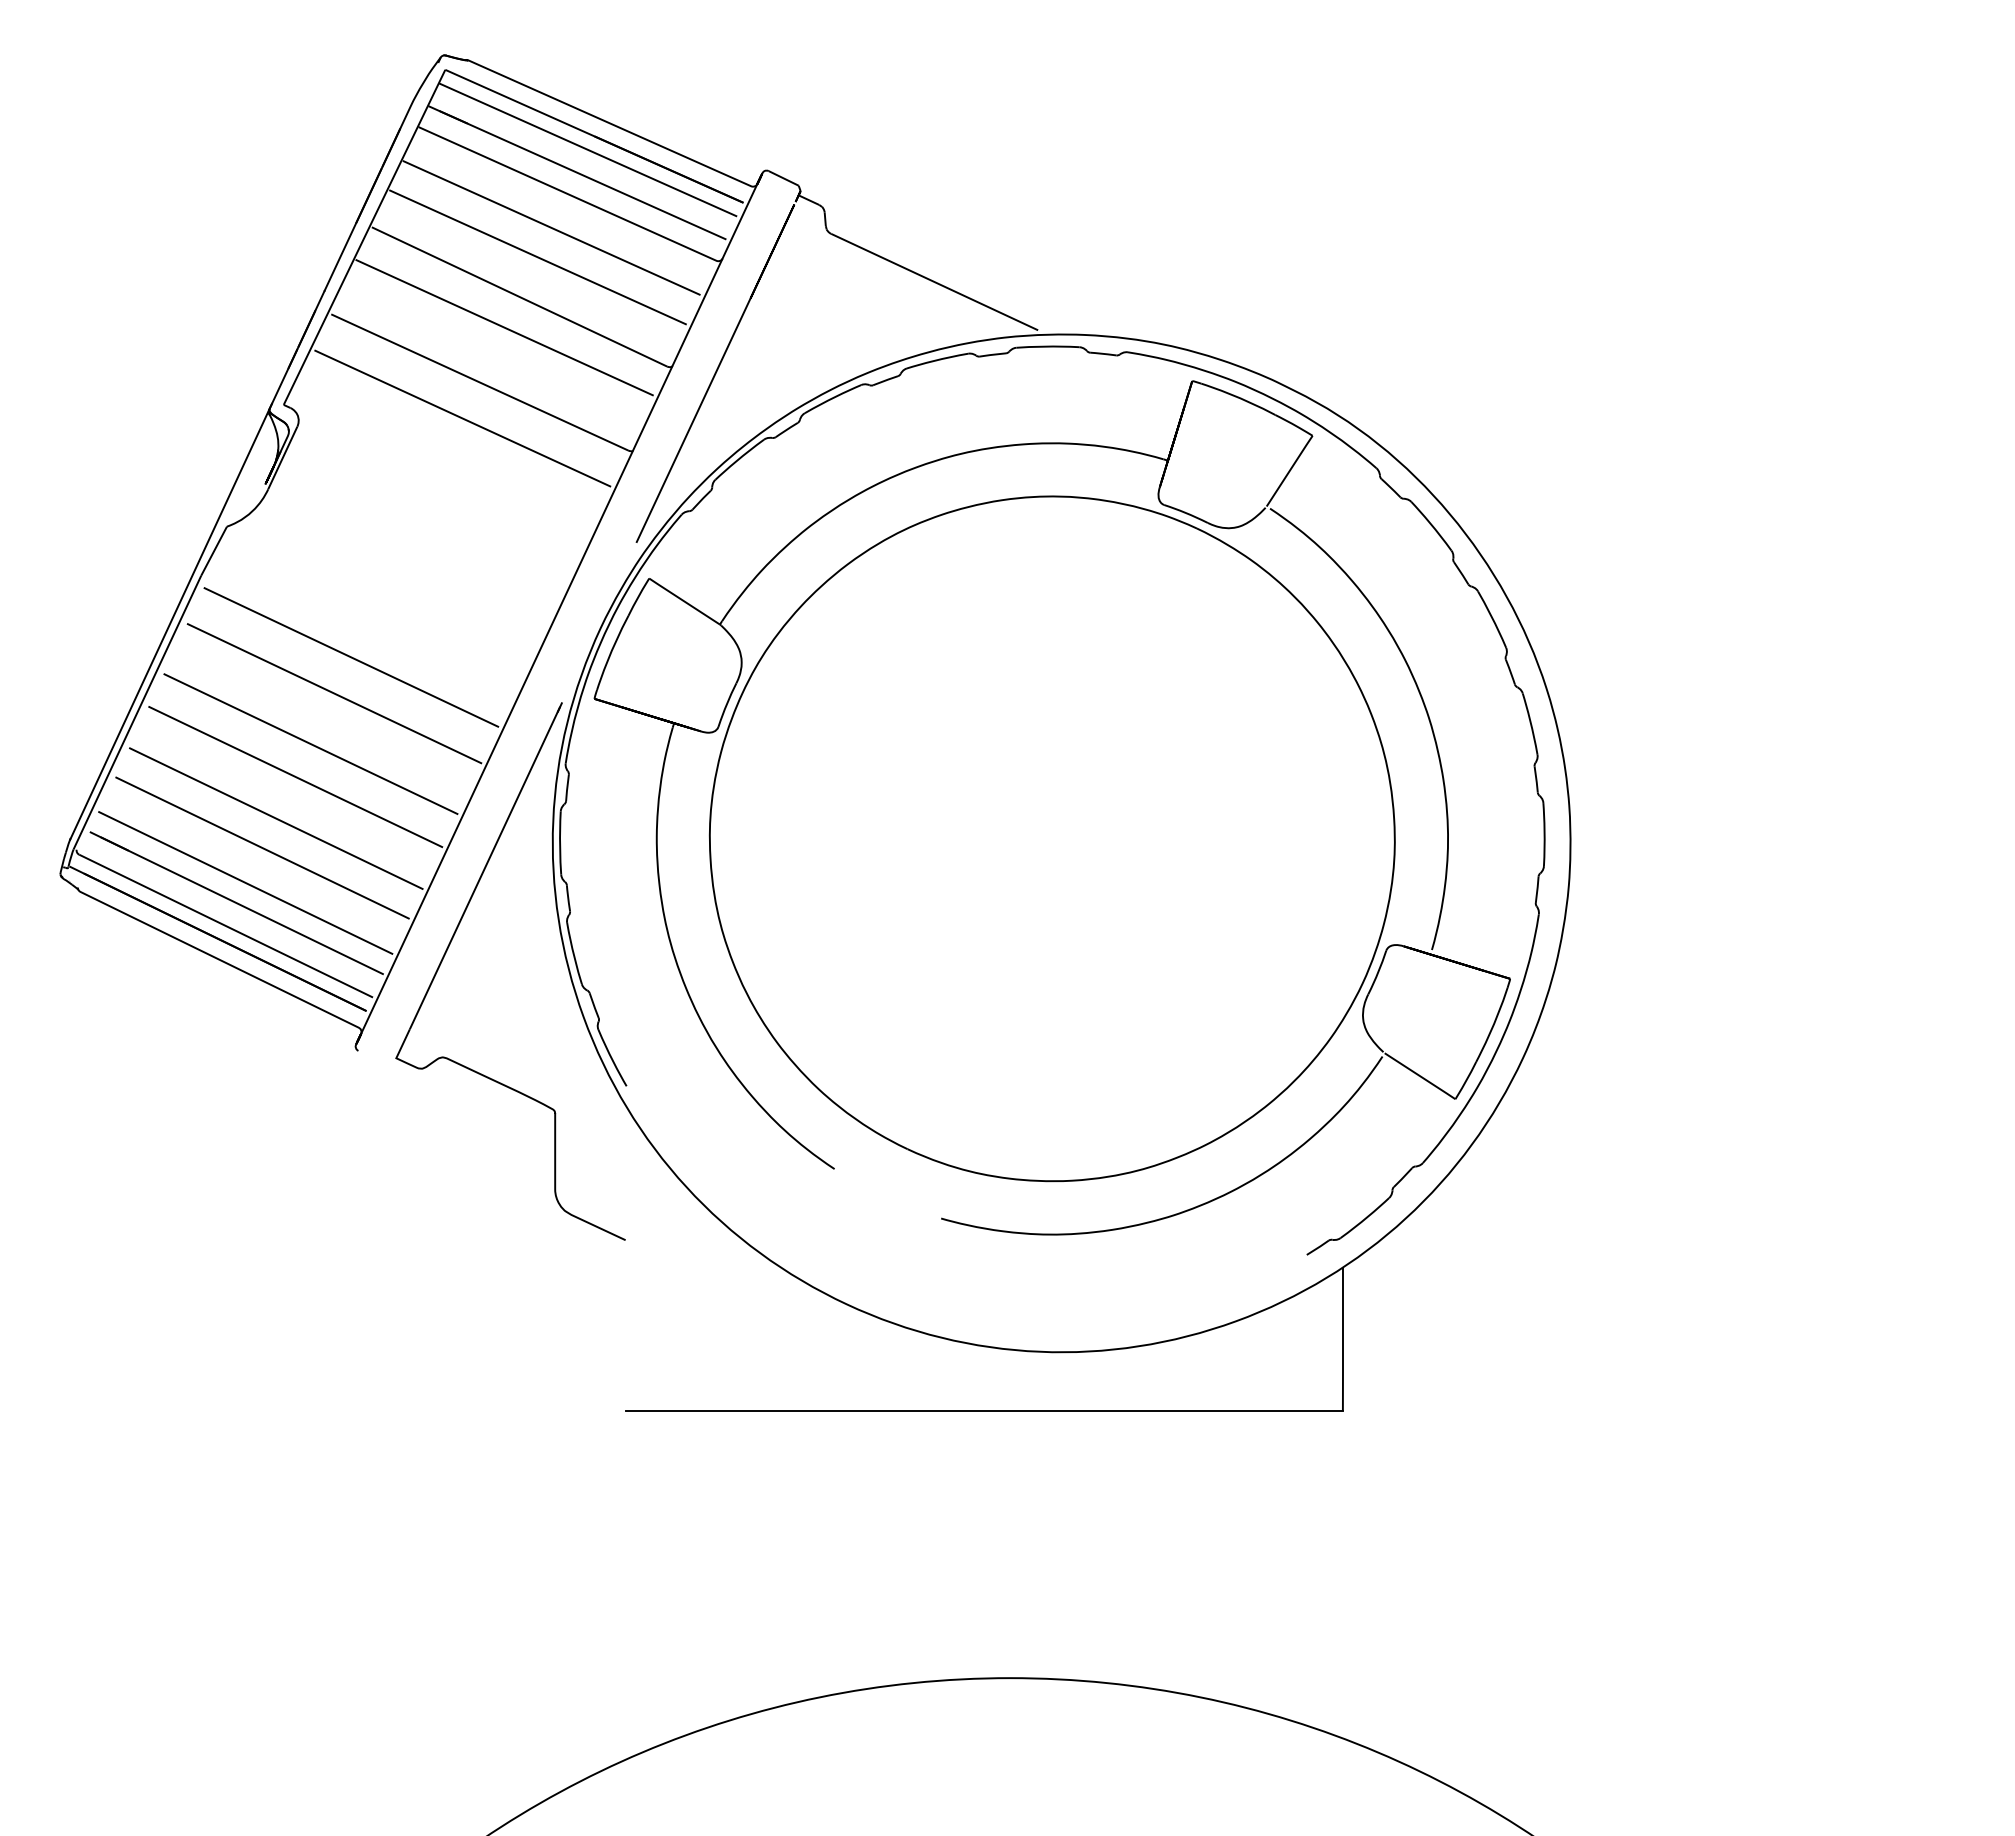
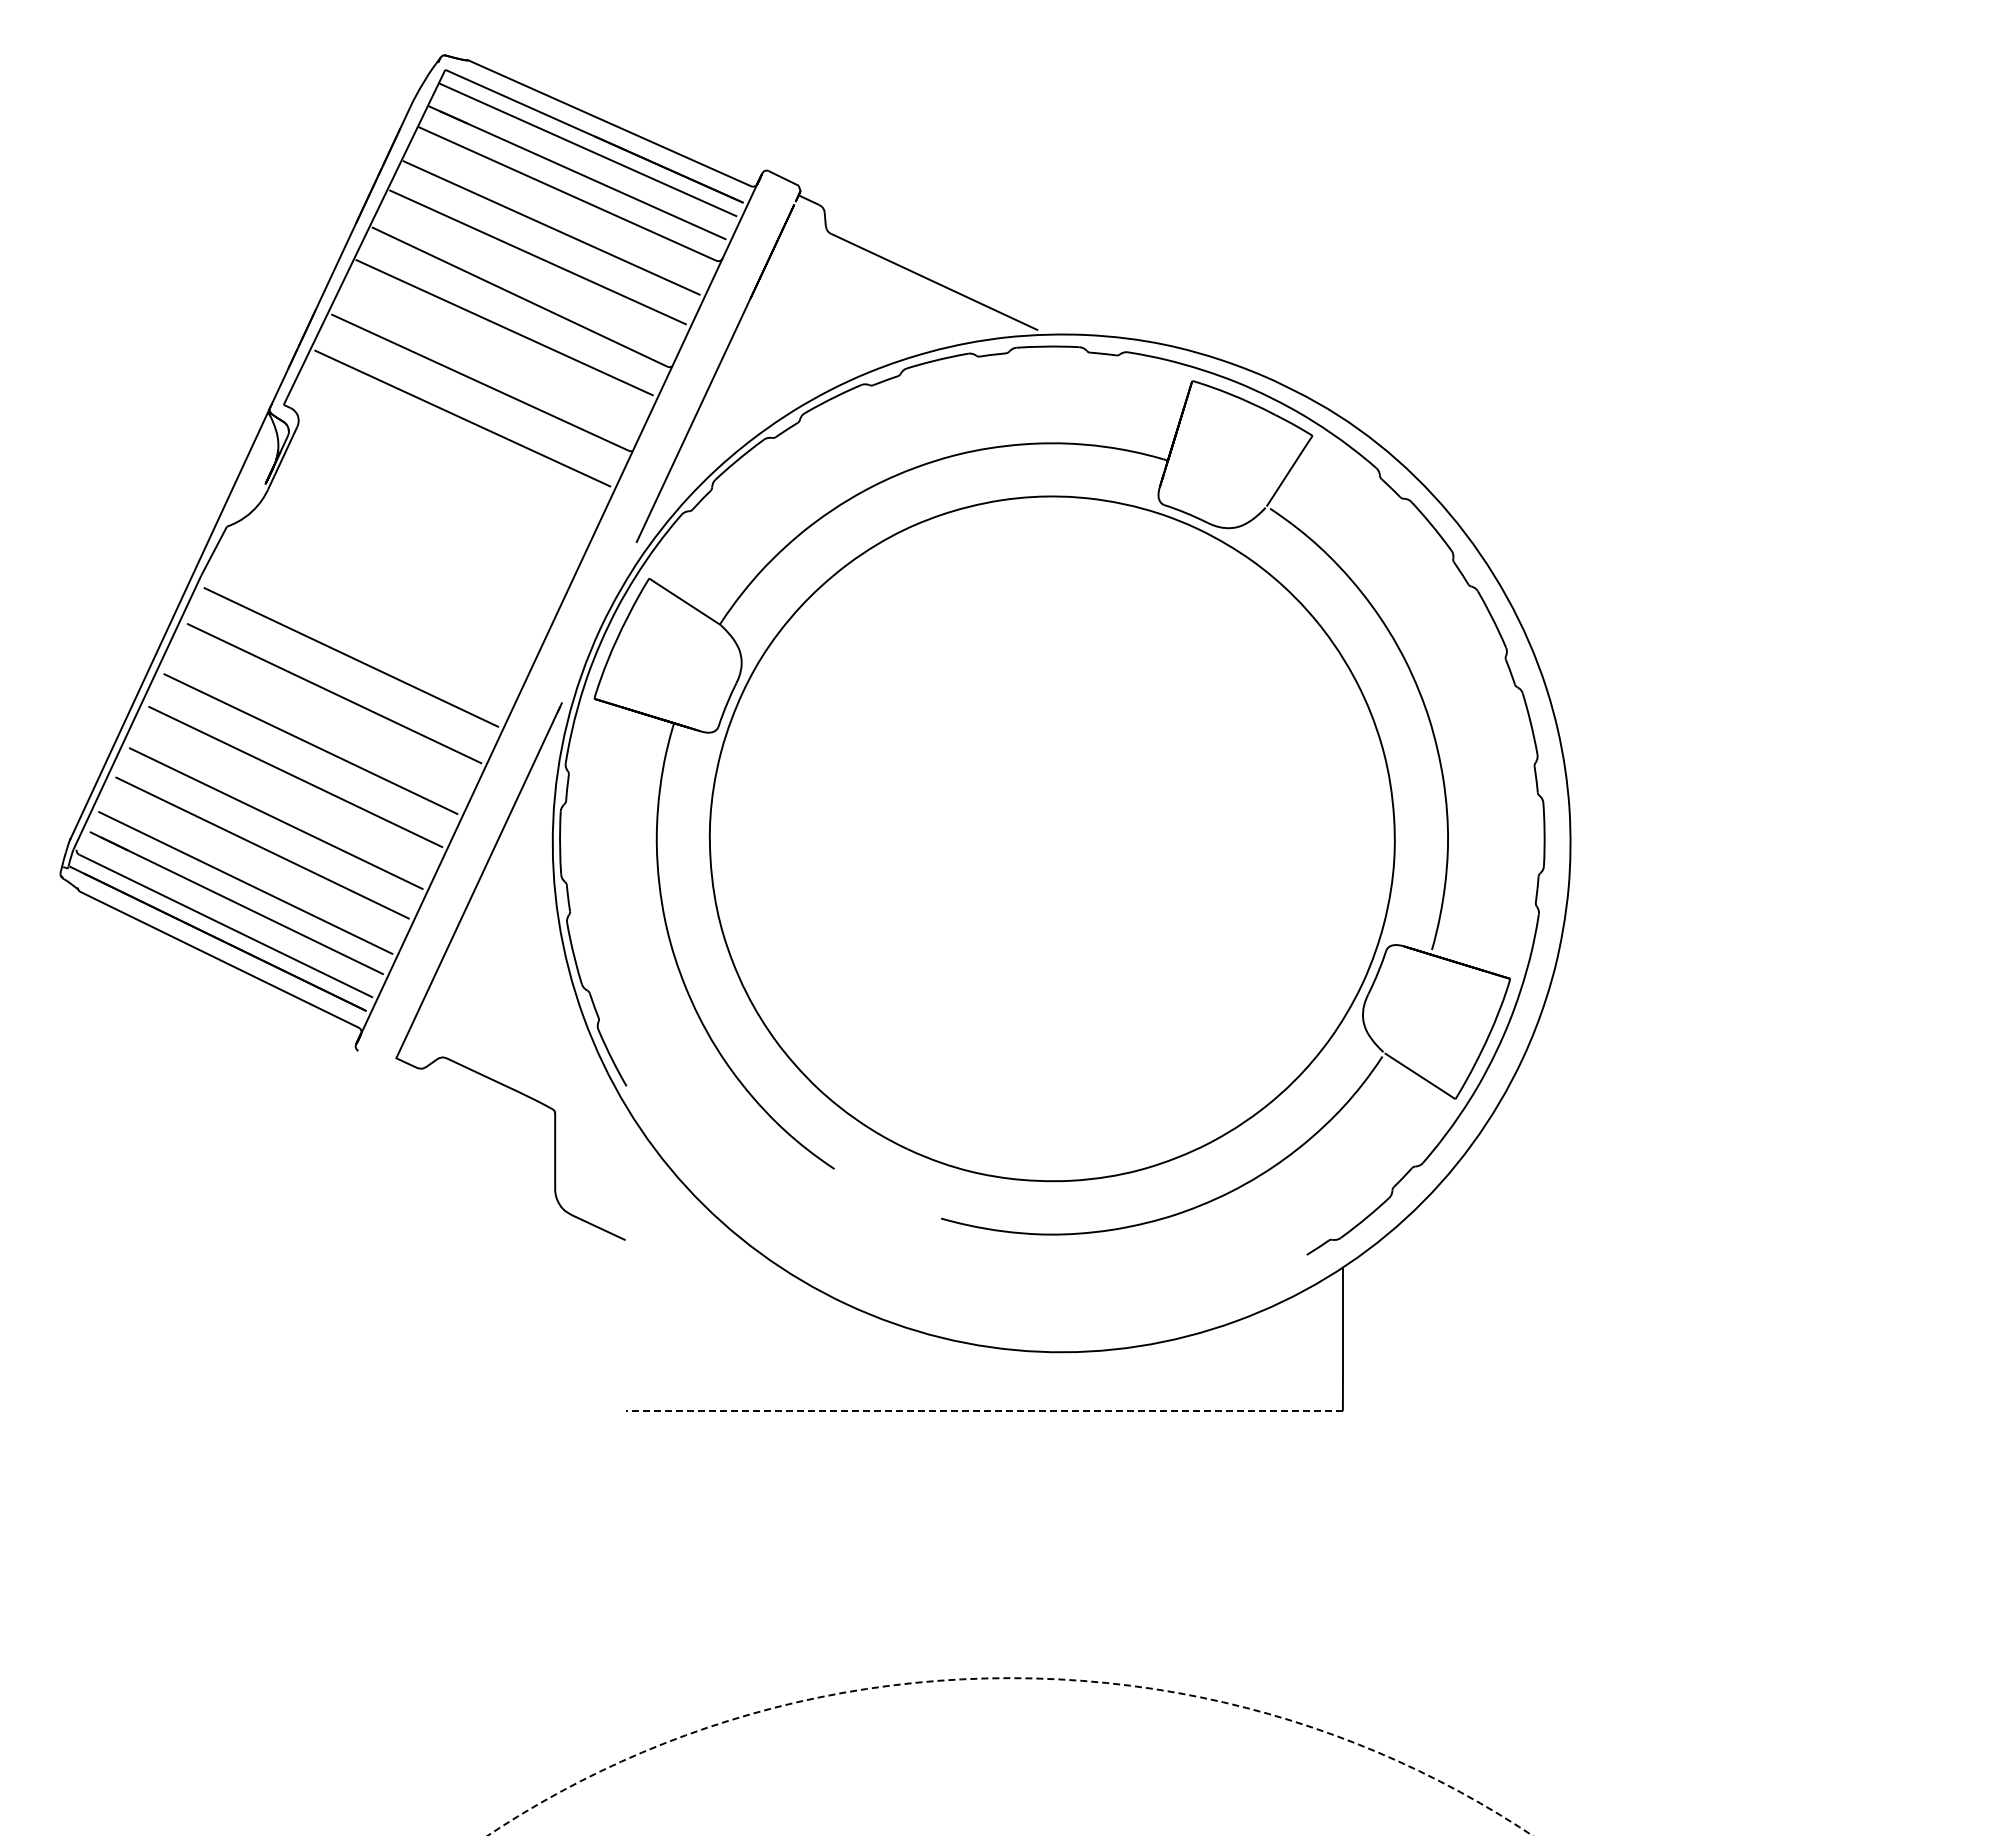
line: solid -> dashed (983, 1411)
circle: solid -> dashed (1009, 1756)
